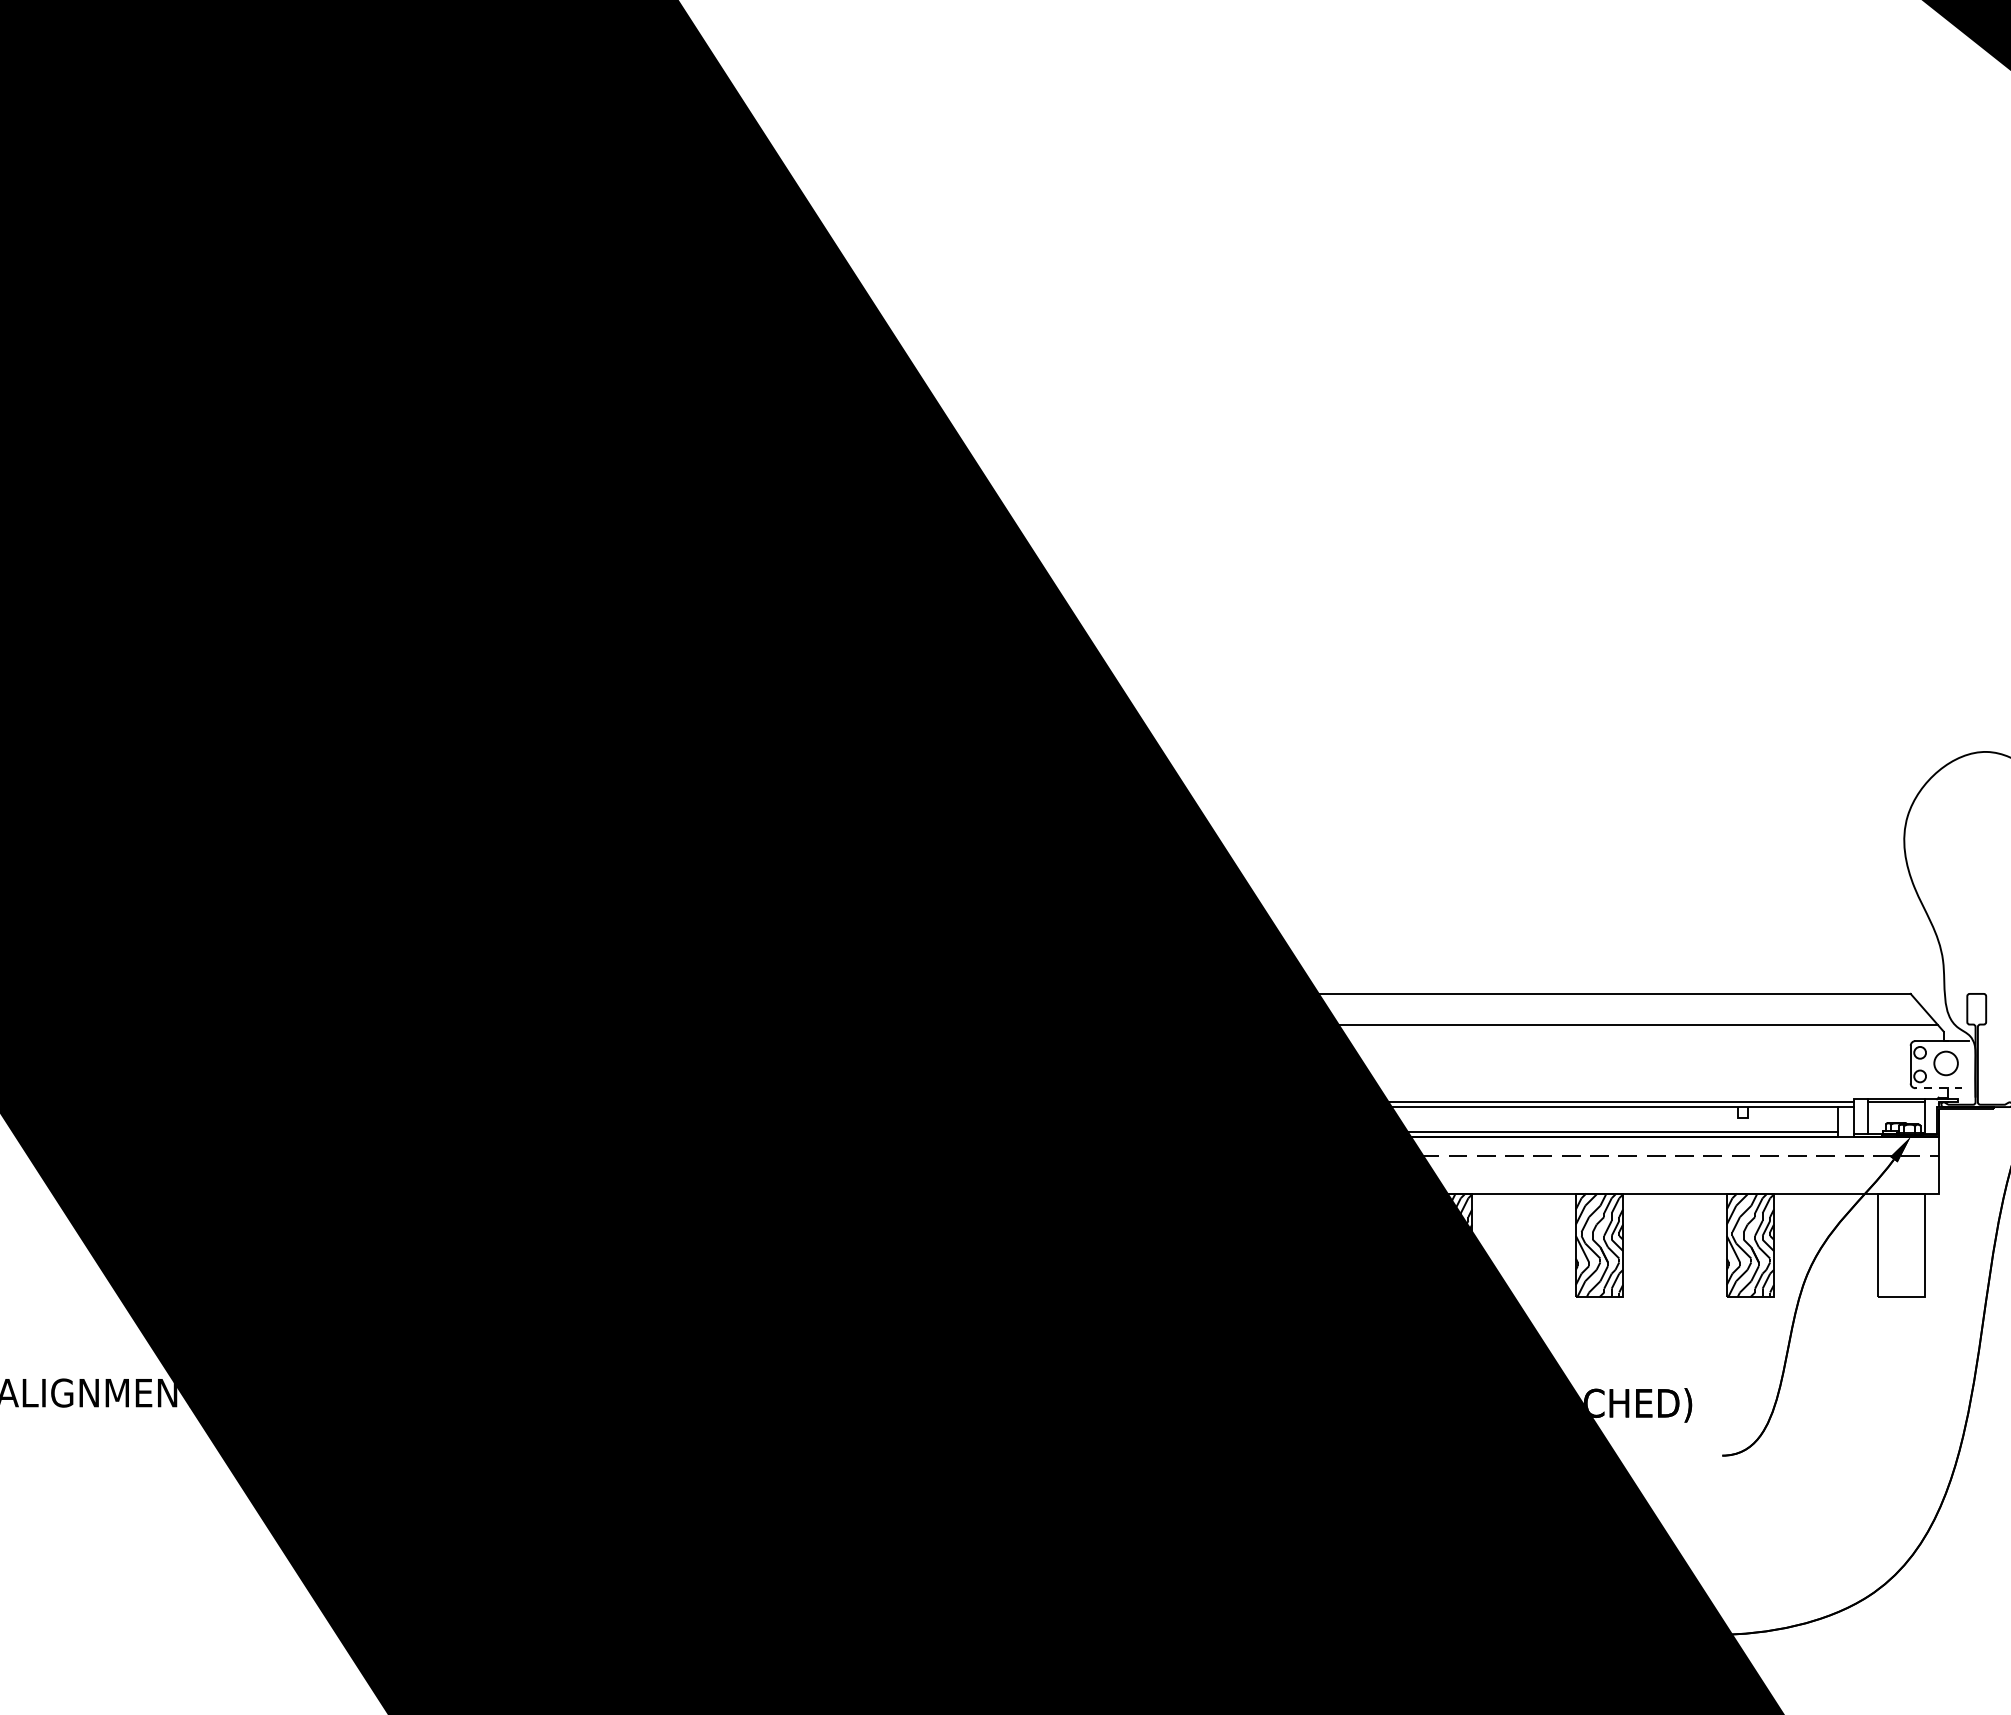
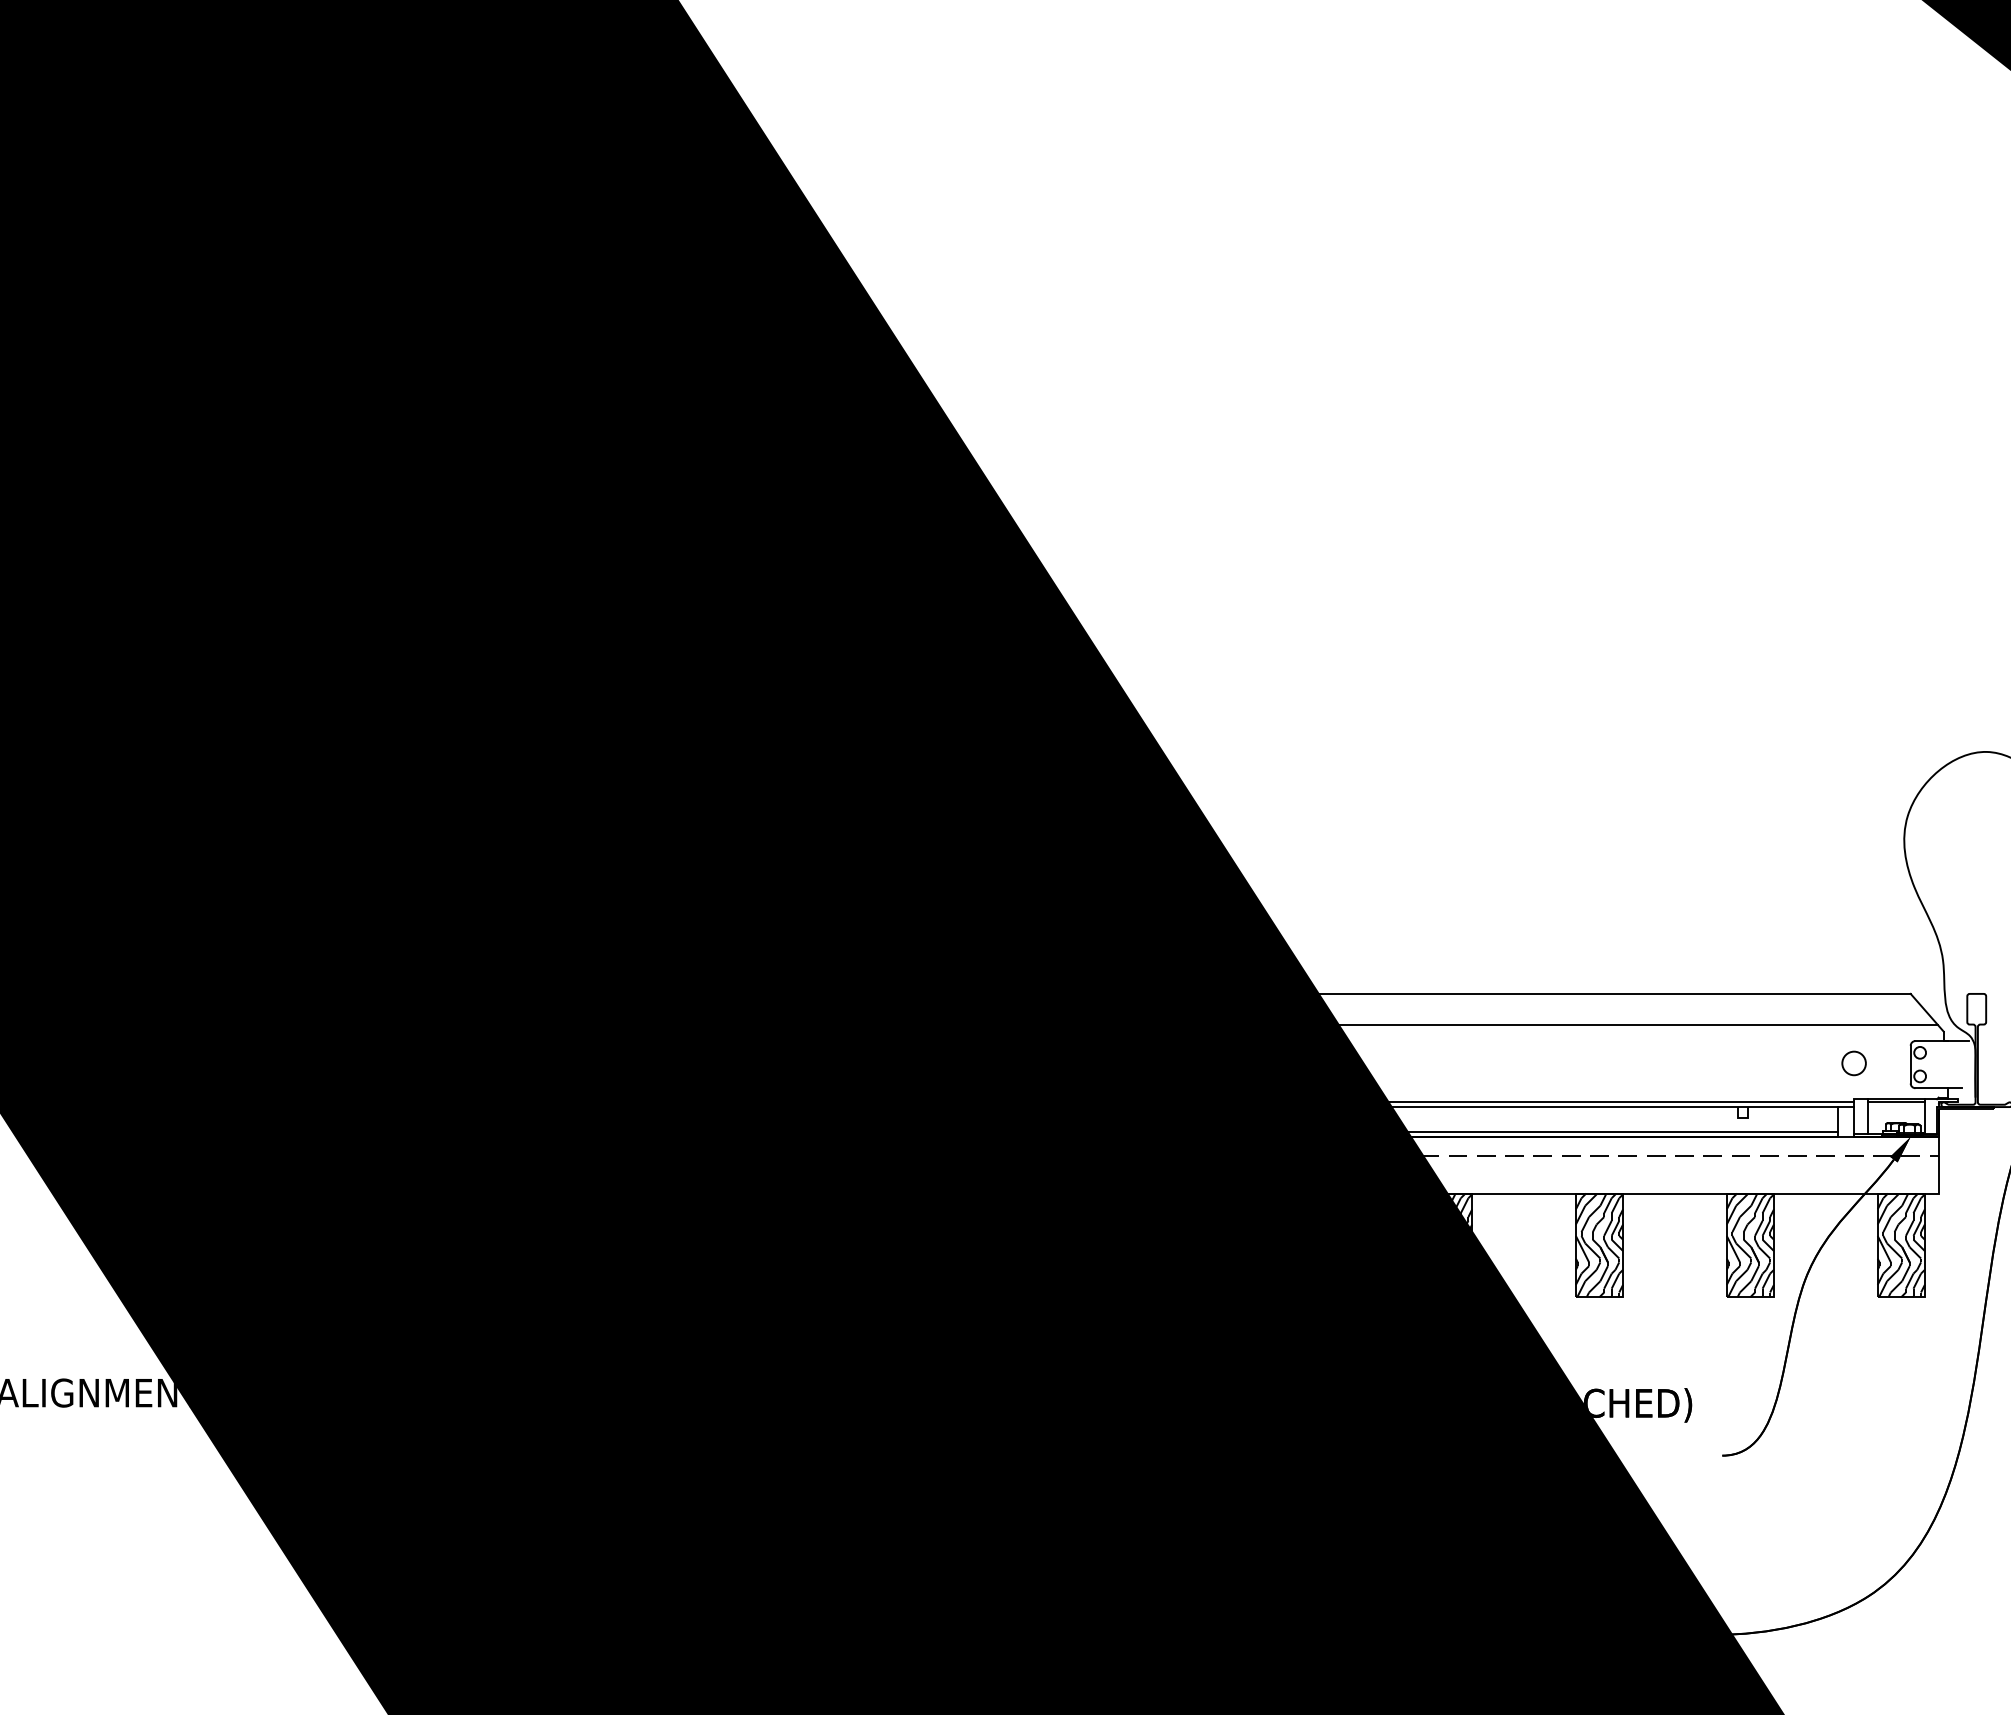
circle position: (1945, 1063) -> (1853, 1063) (1853, 1063)
line: dashed -> solid (1938, 1088)
hatch: none -> present (1900, 1245)
